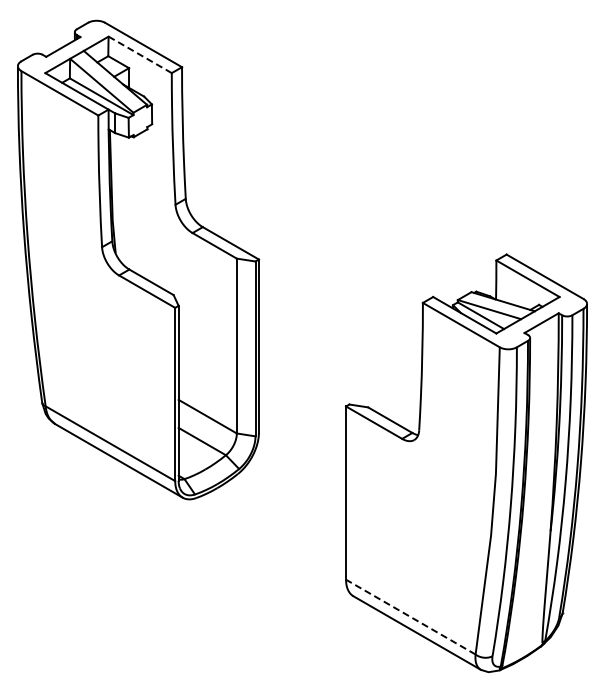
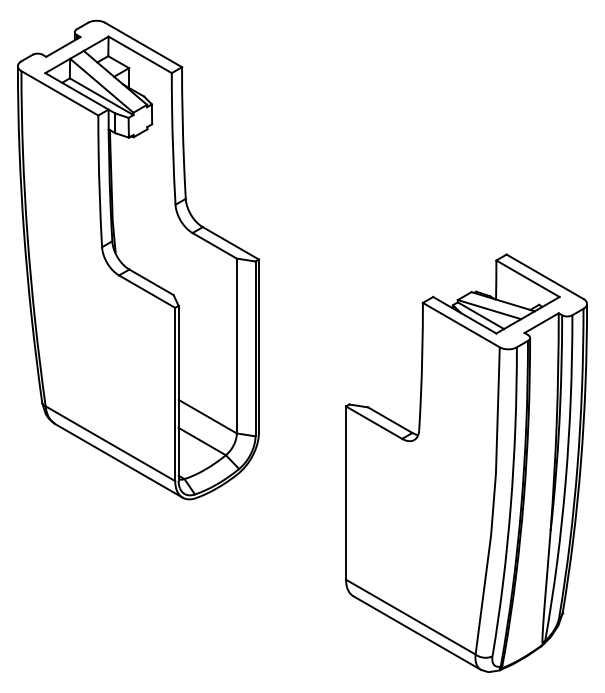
line: dashed -> solid (139, 54)
line: dashed -> solid (410, 617)
